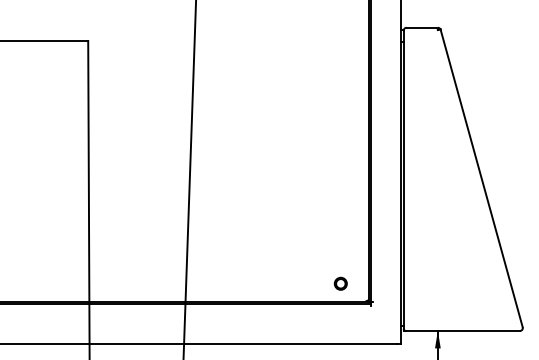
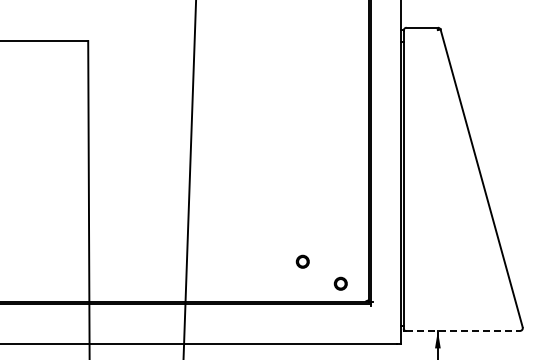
part: none -> present (302, 261)
line: solid -> dashed (462, 330)
